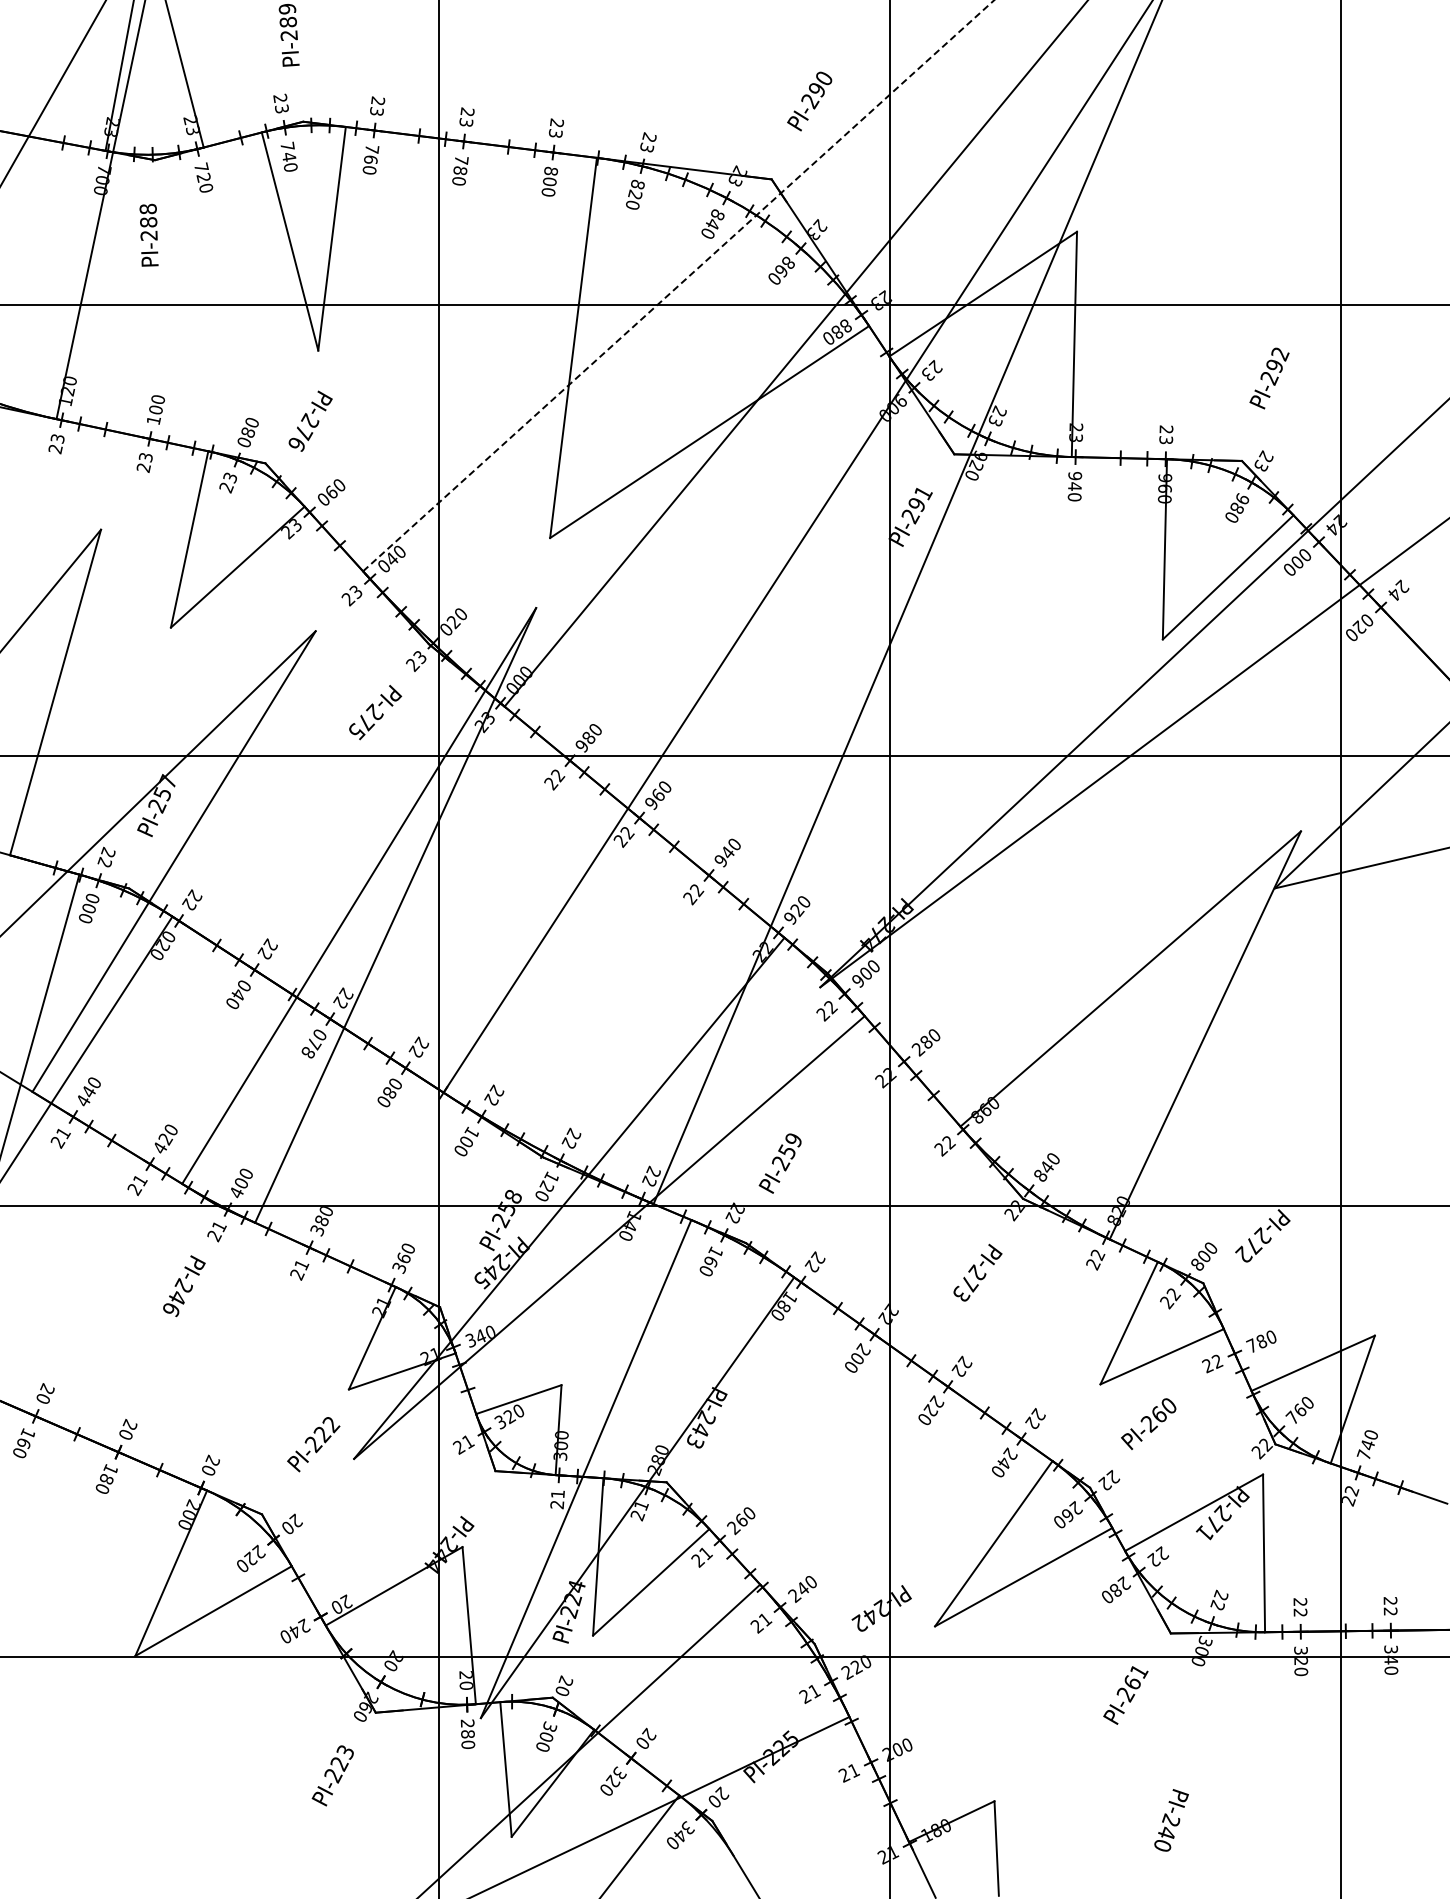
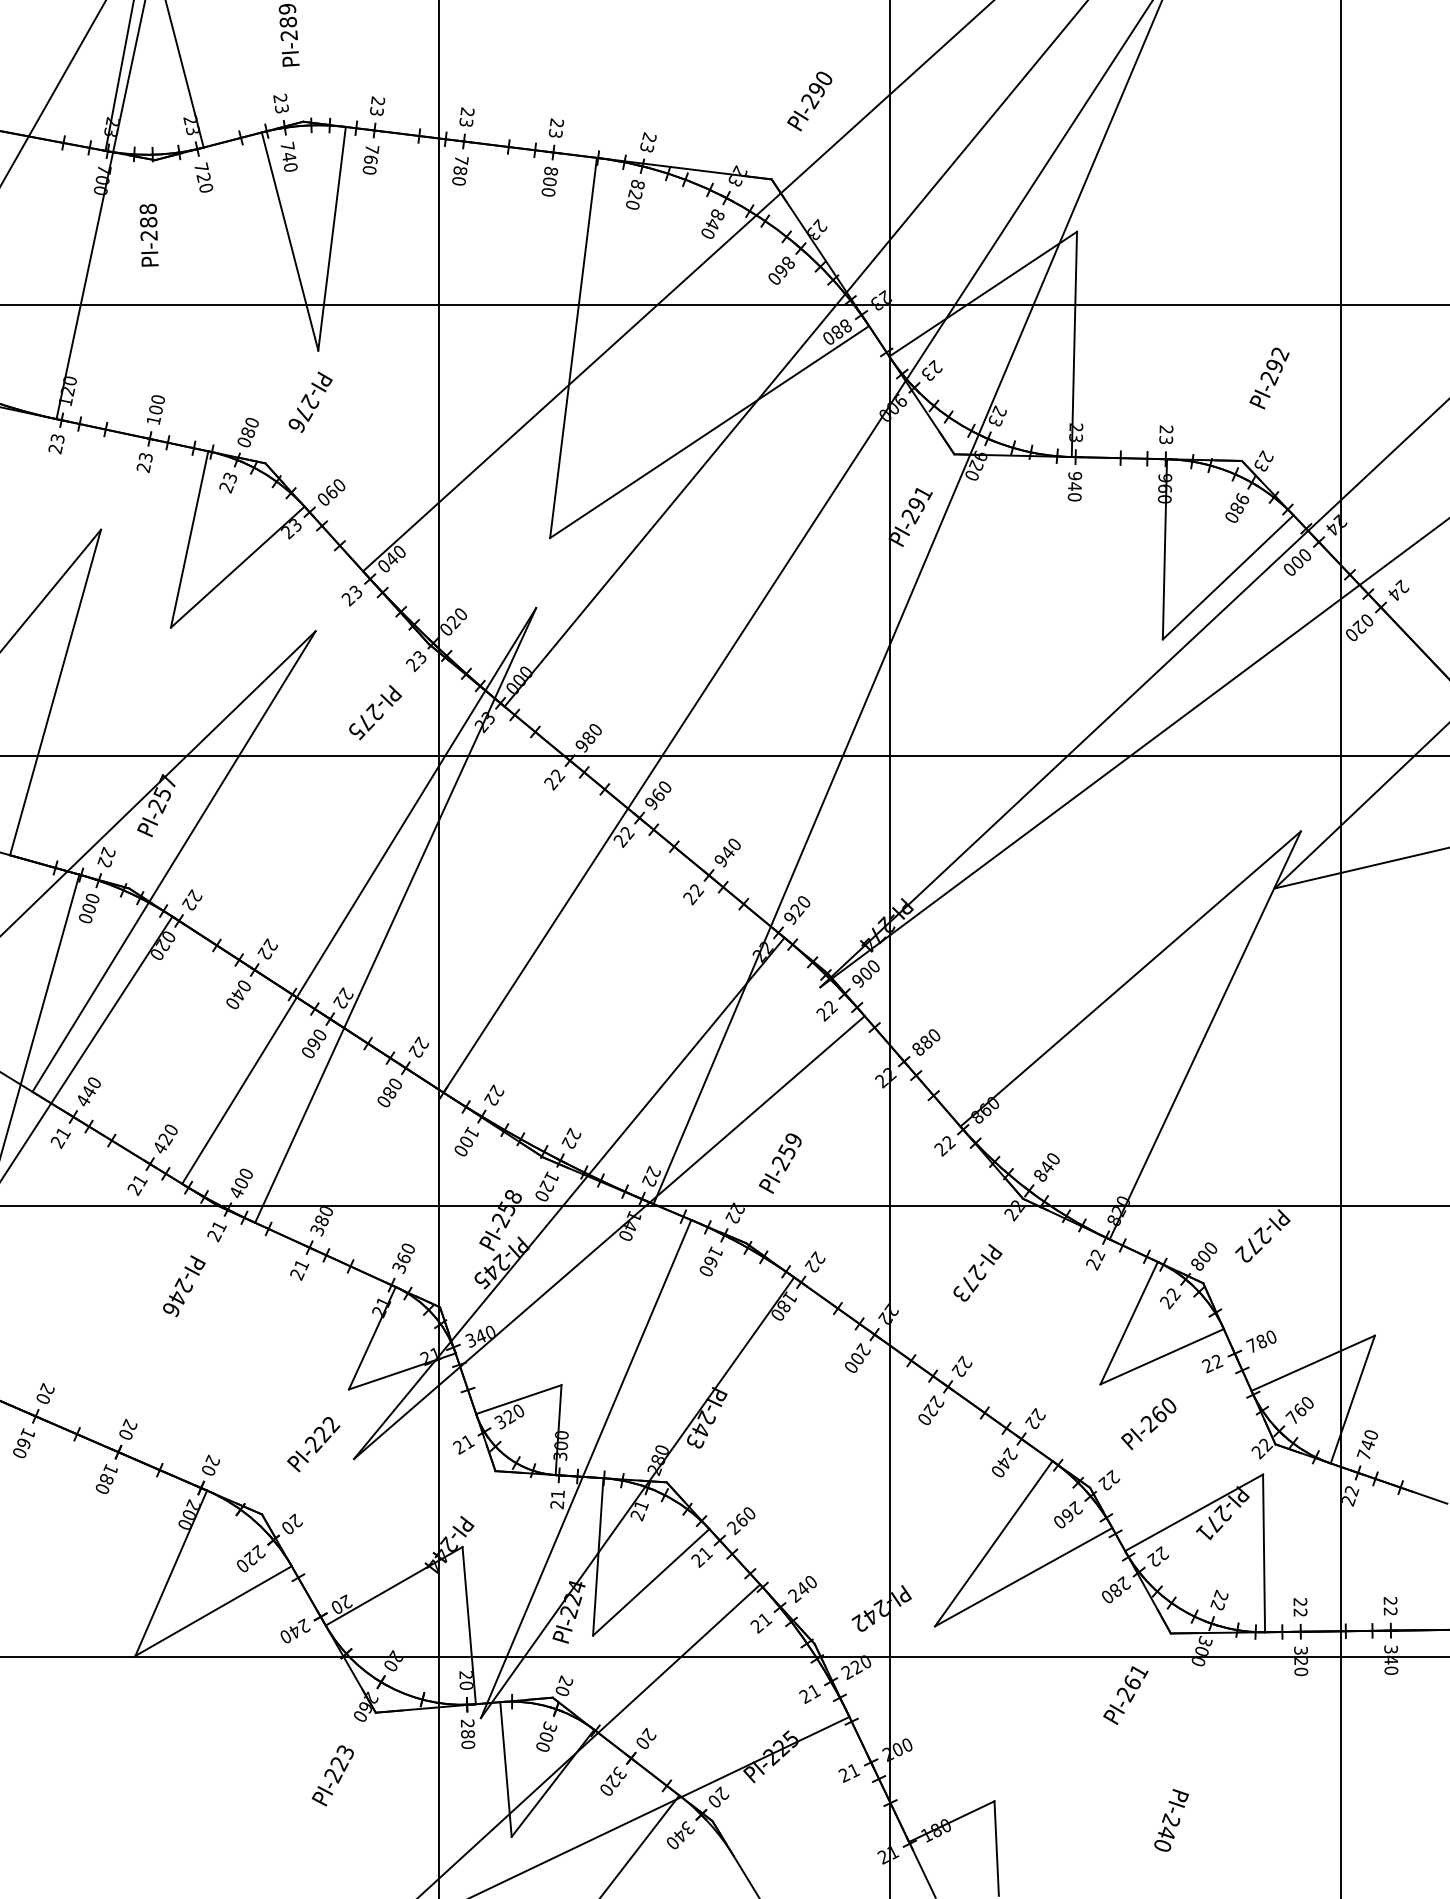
line: dashed -> solid (678, 285)
text position: (310, 420) -> (310, 401) (310, 401)
text: 078 -> 060 (311, 1048)
text: 280 -> 880 (918, 1049)
